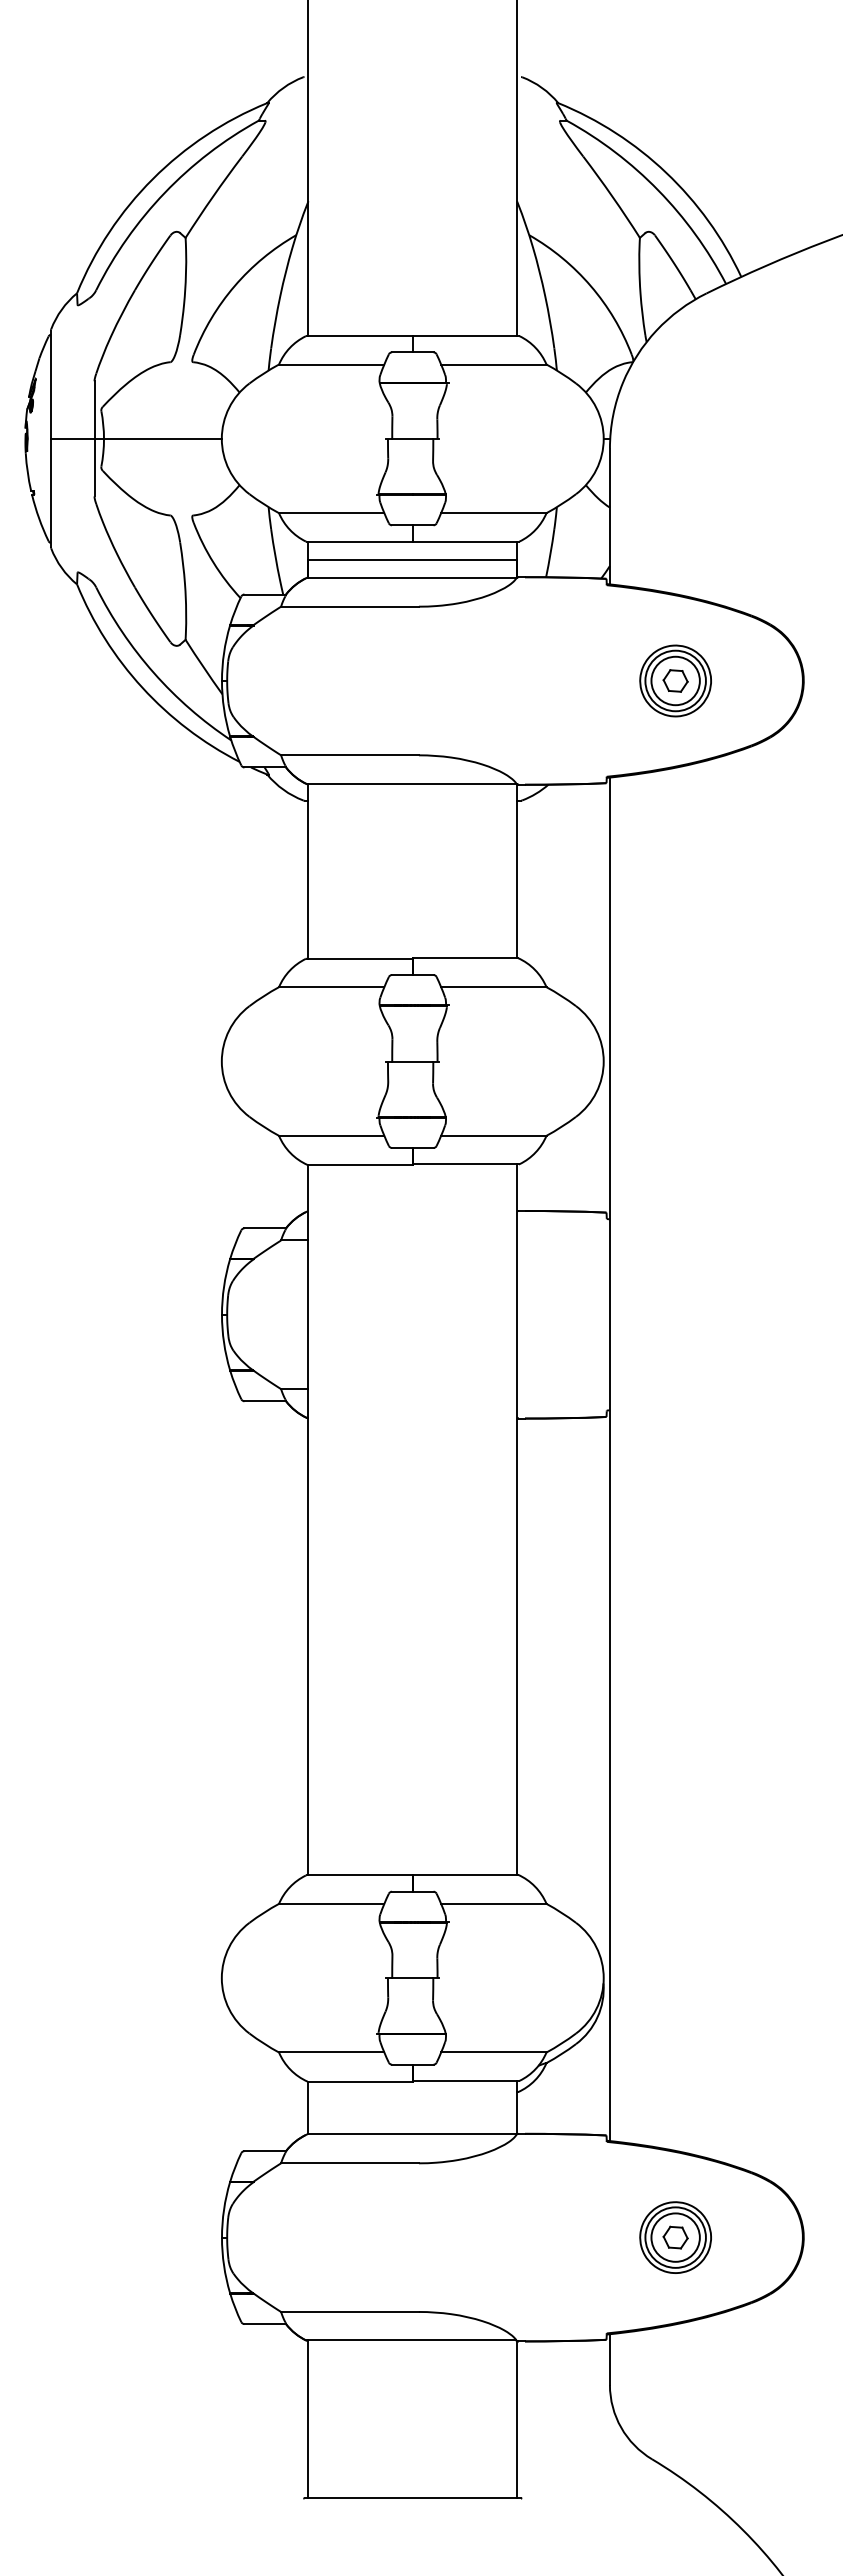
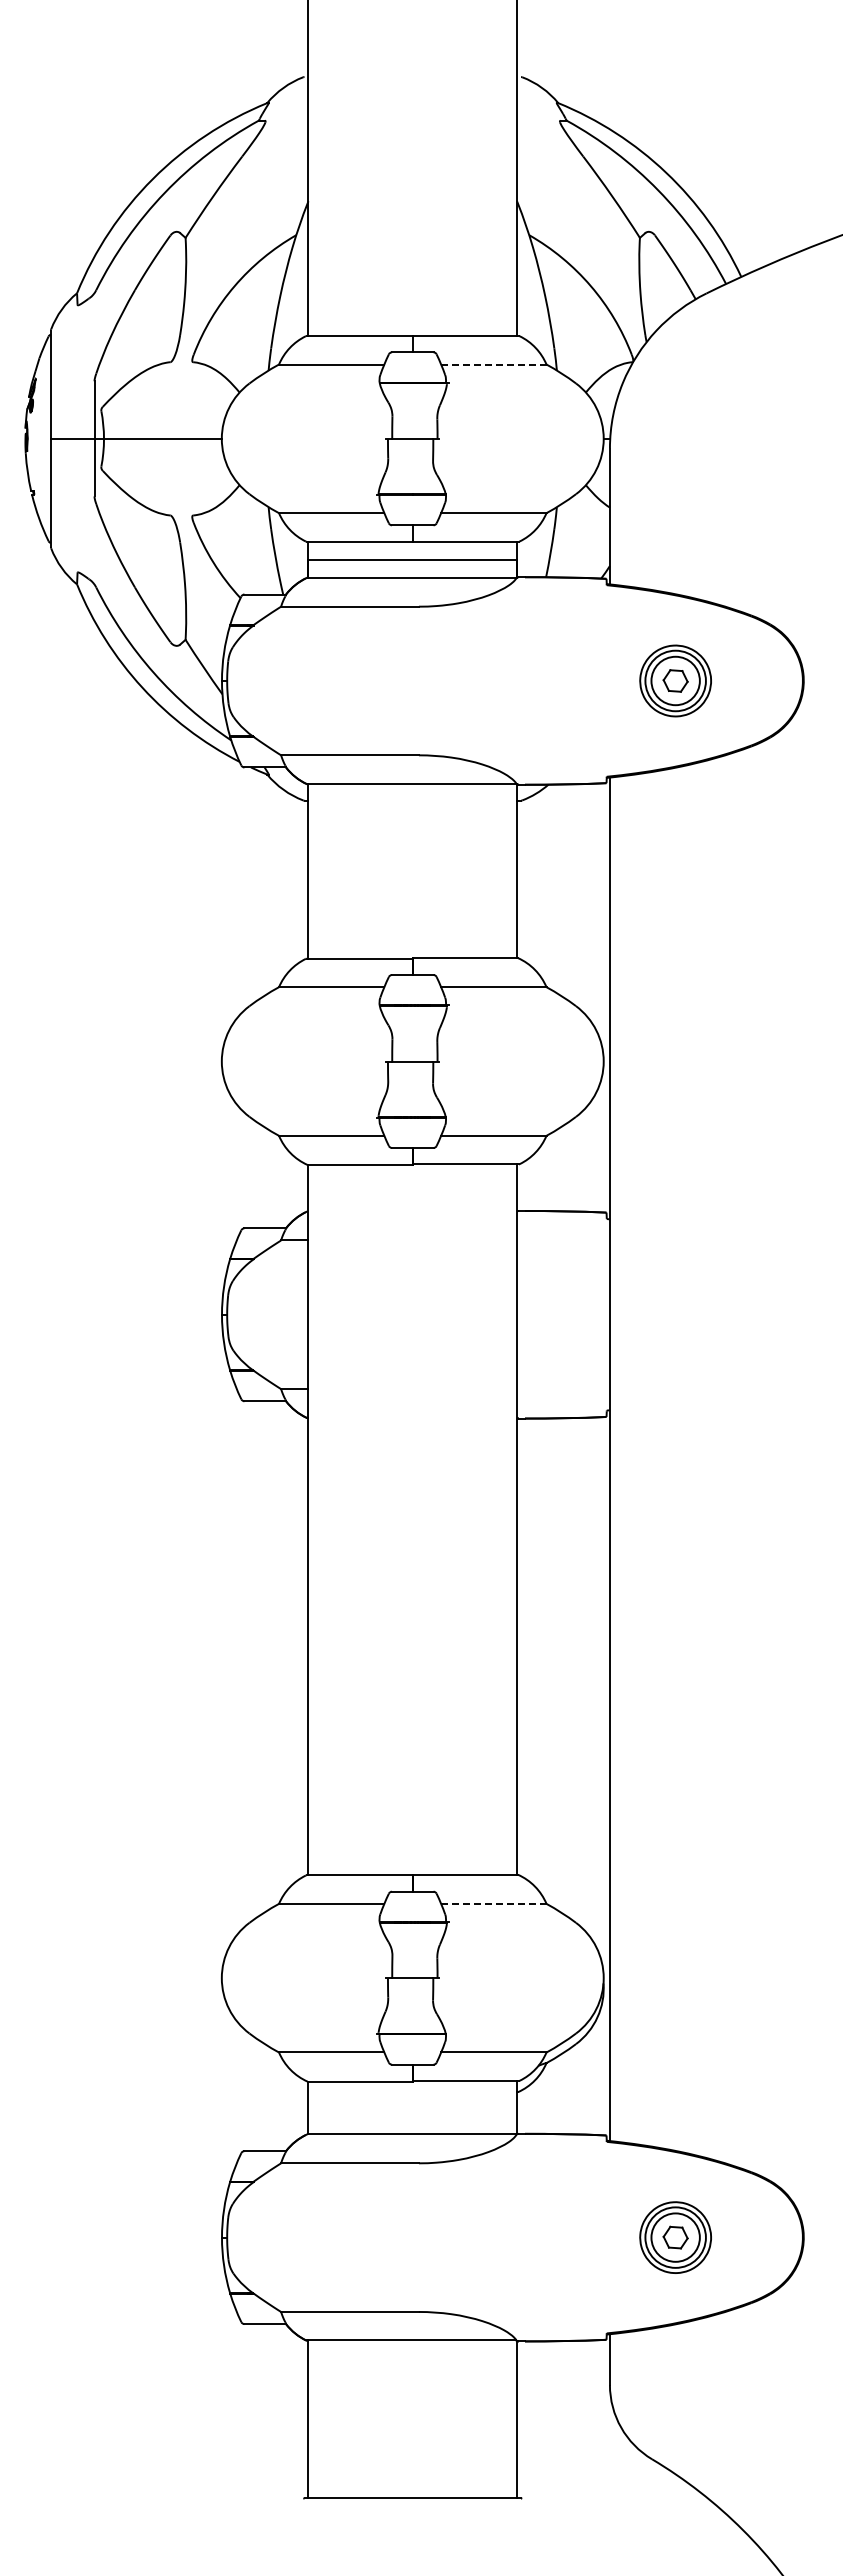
line: solid -> dashed (493, 364)
line: solid -> dashed (493, 1903)
